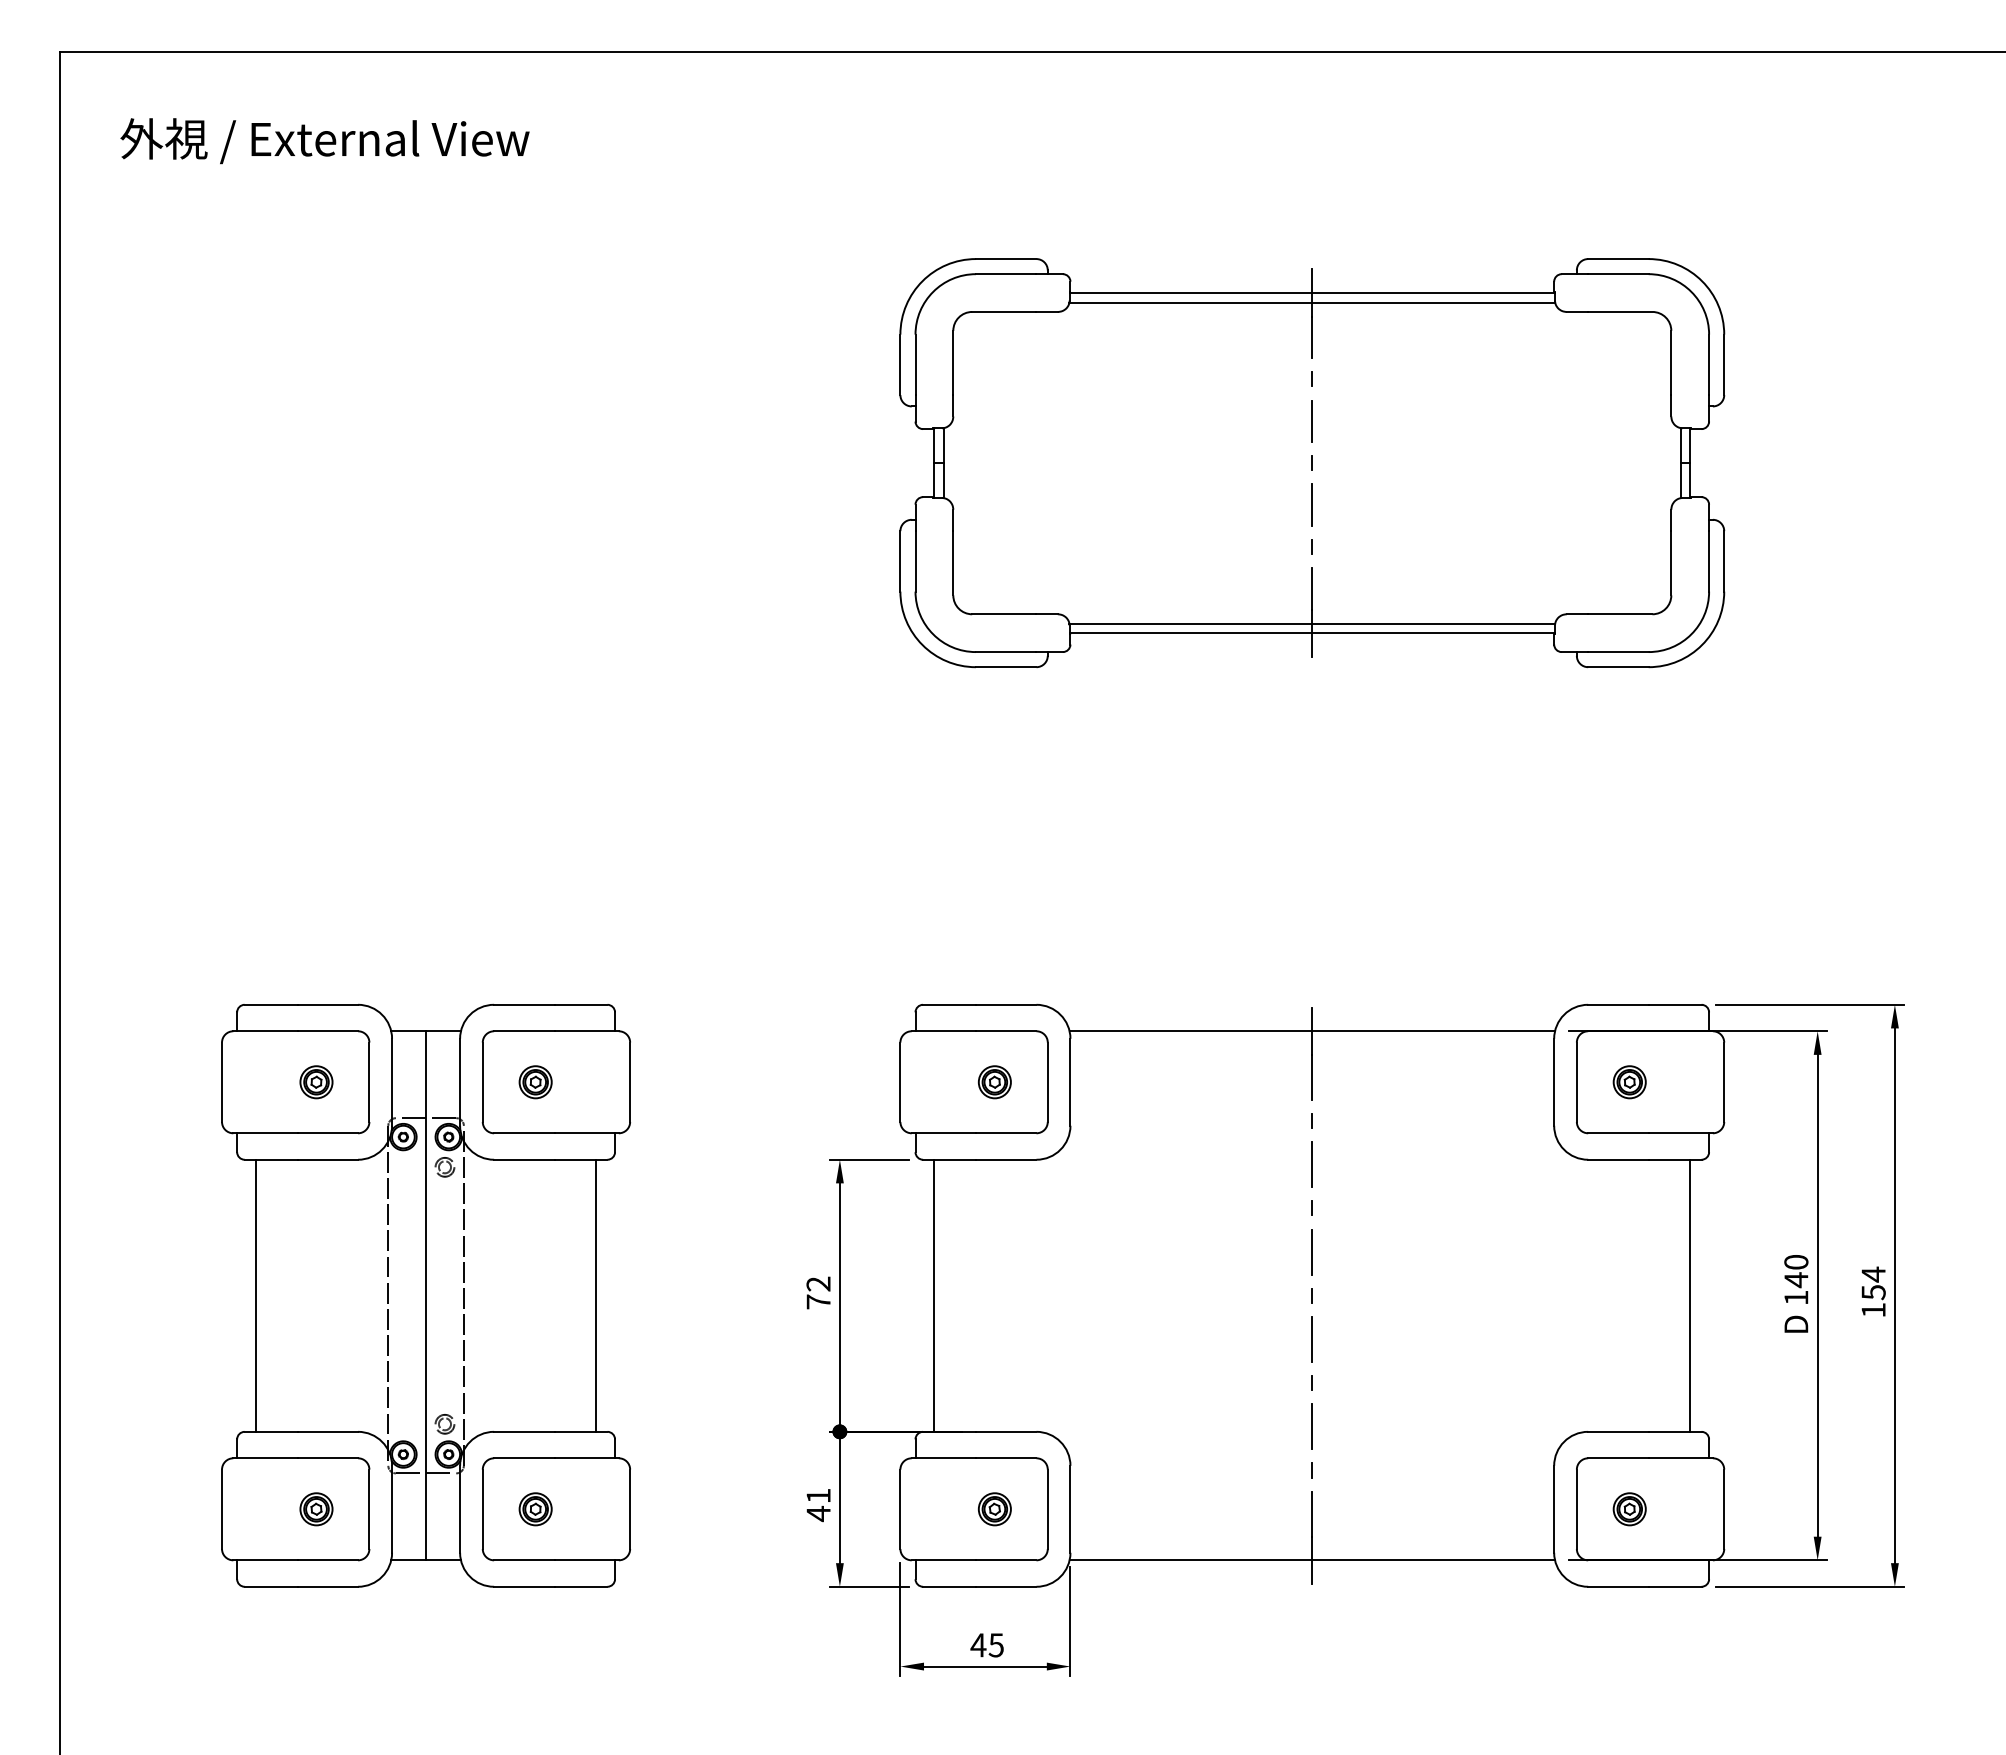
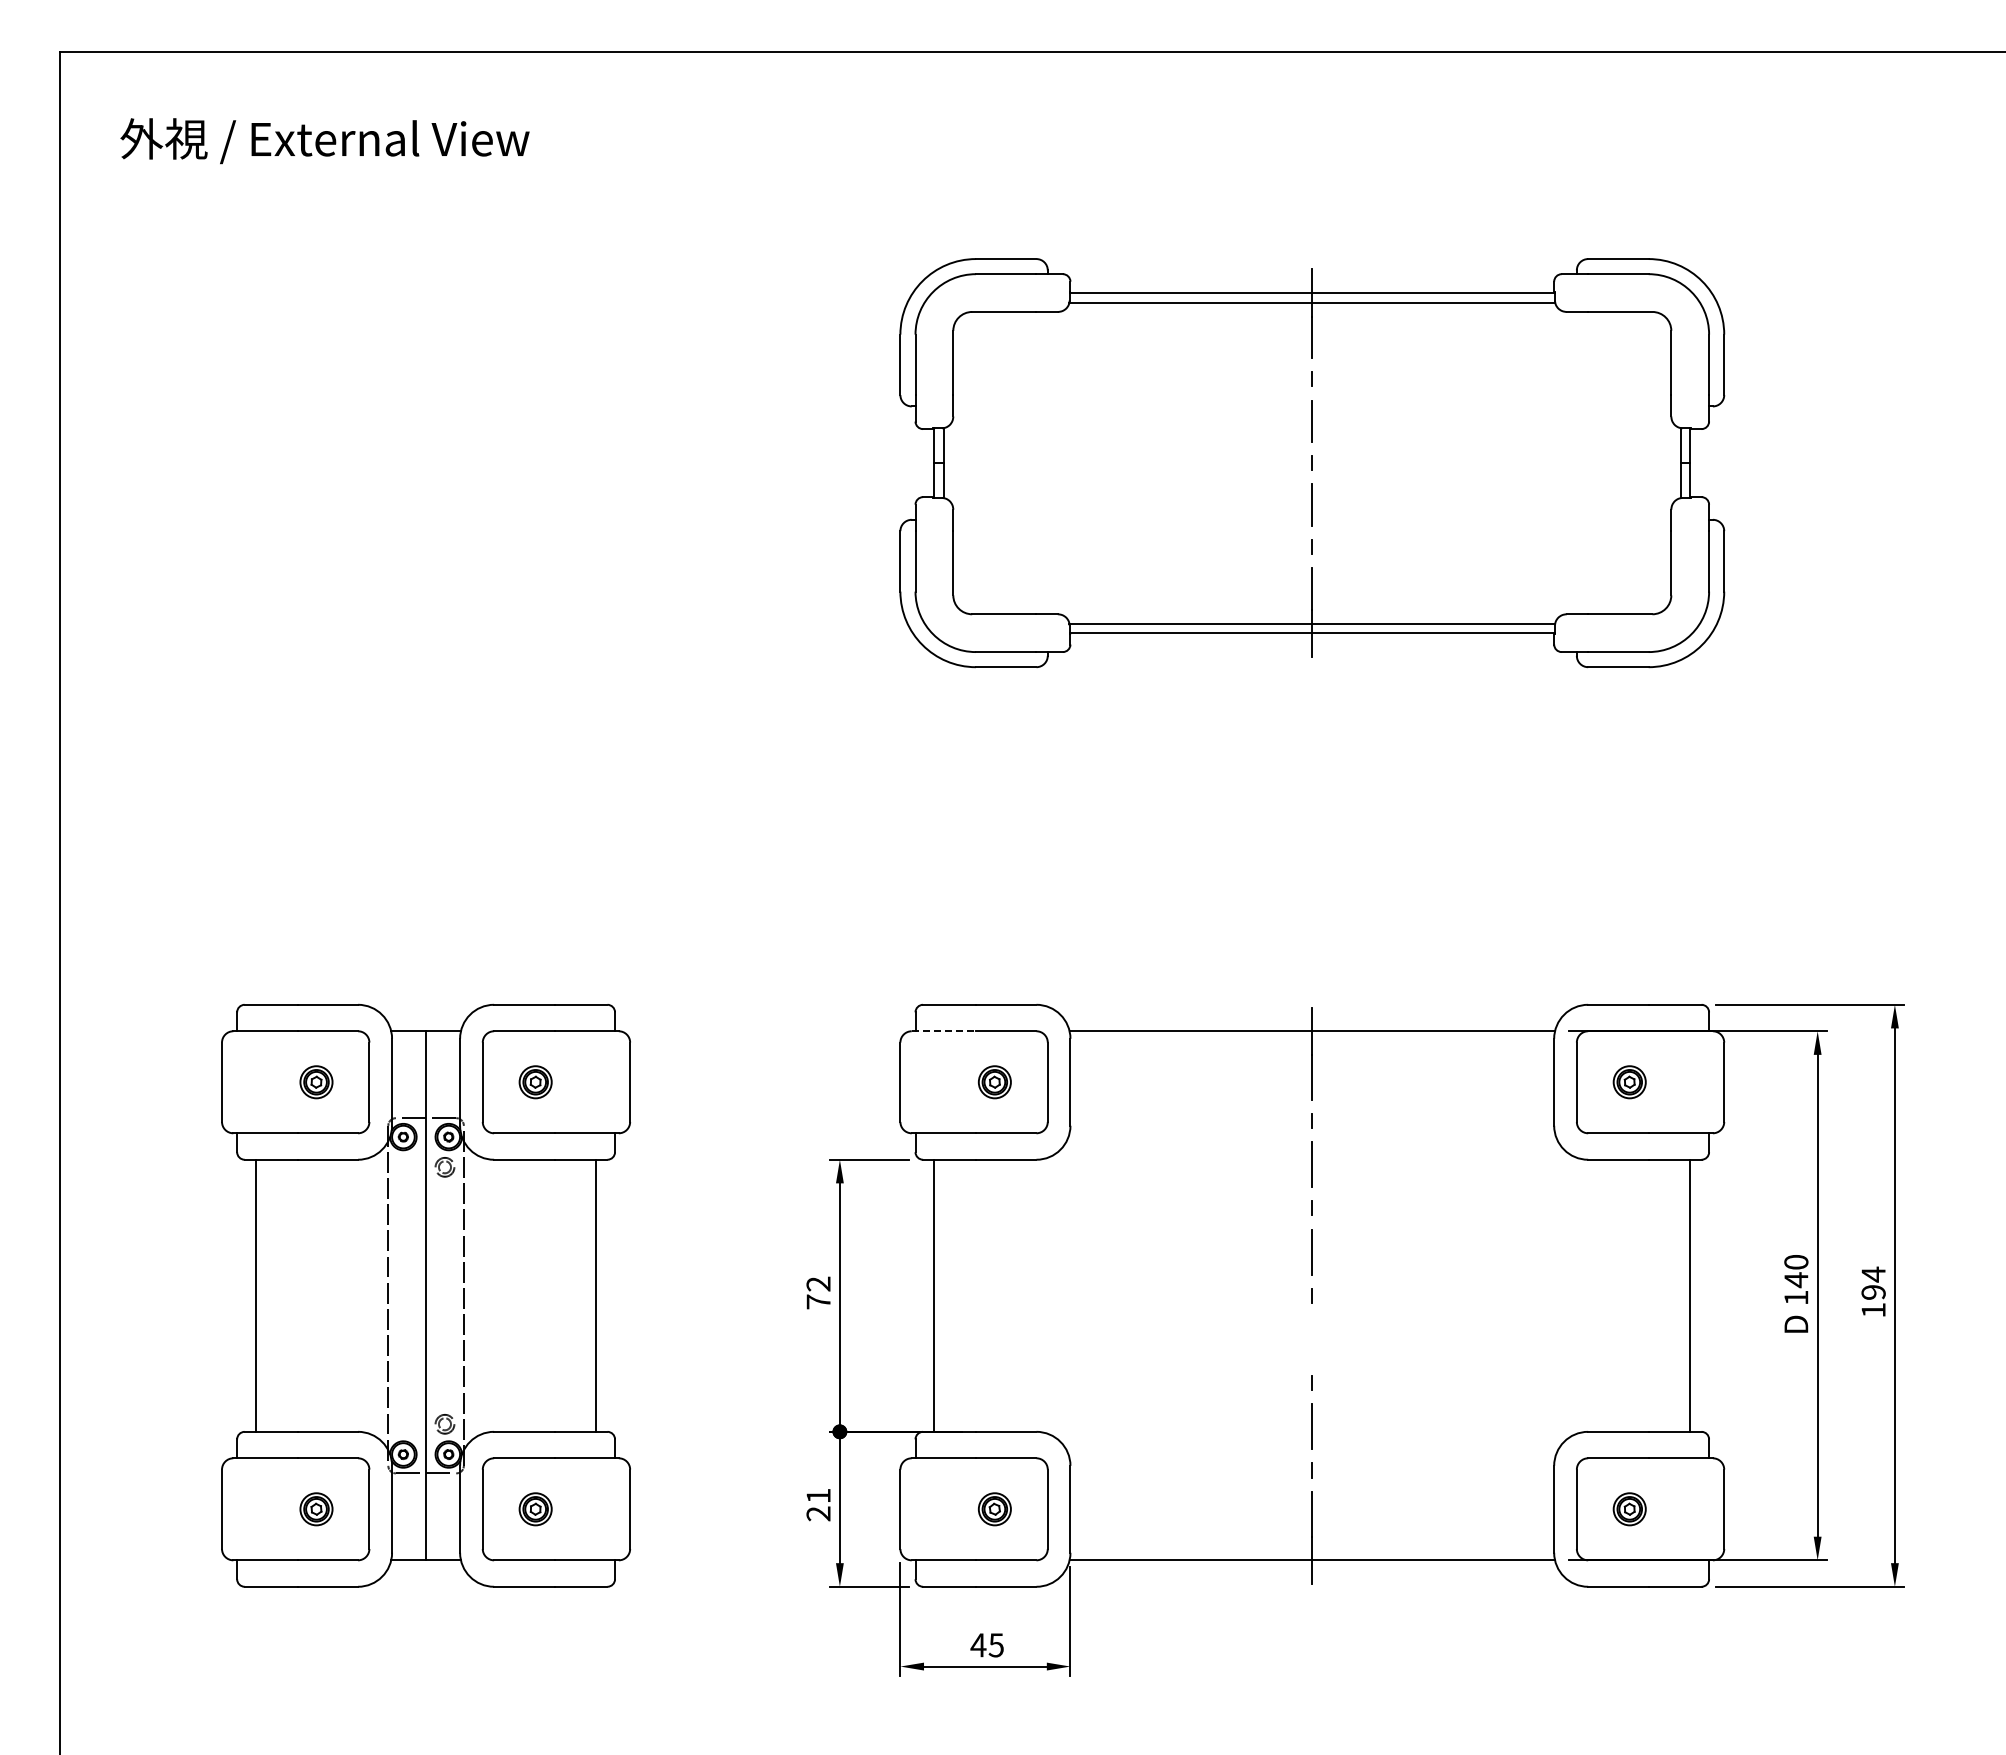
line: solid -> dashed (944, 1031)
text: 154 -> 194 (1873, 1292)
line: present -> none (1311, 1339)
text: 41 -> 21 (818, 1513)
